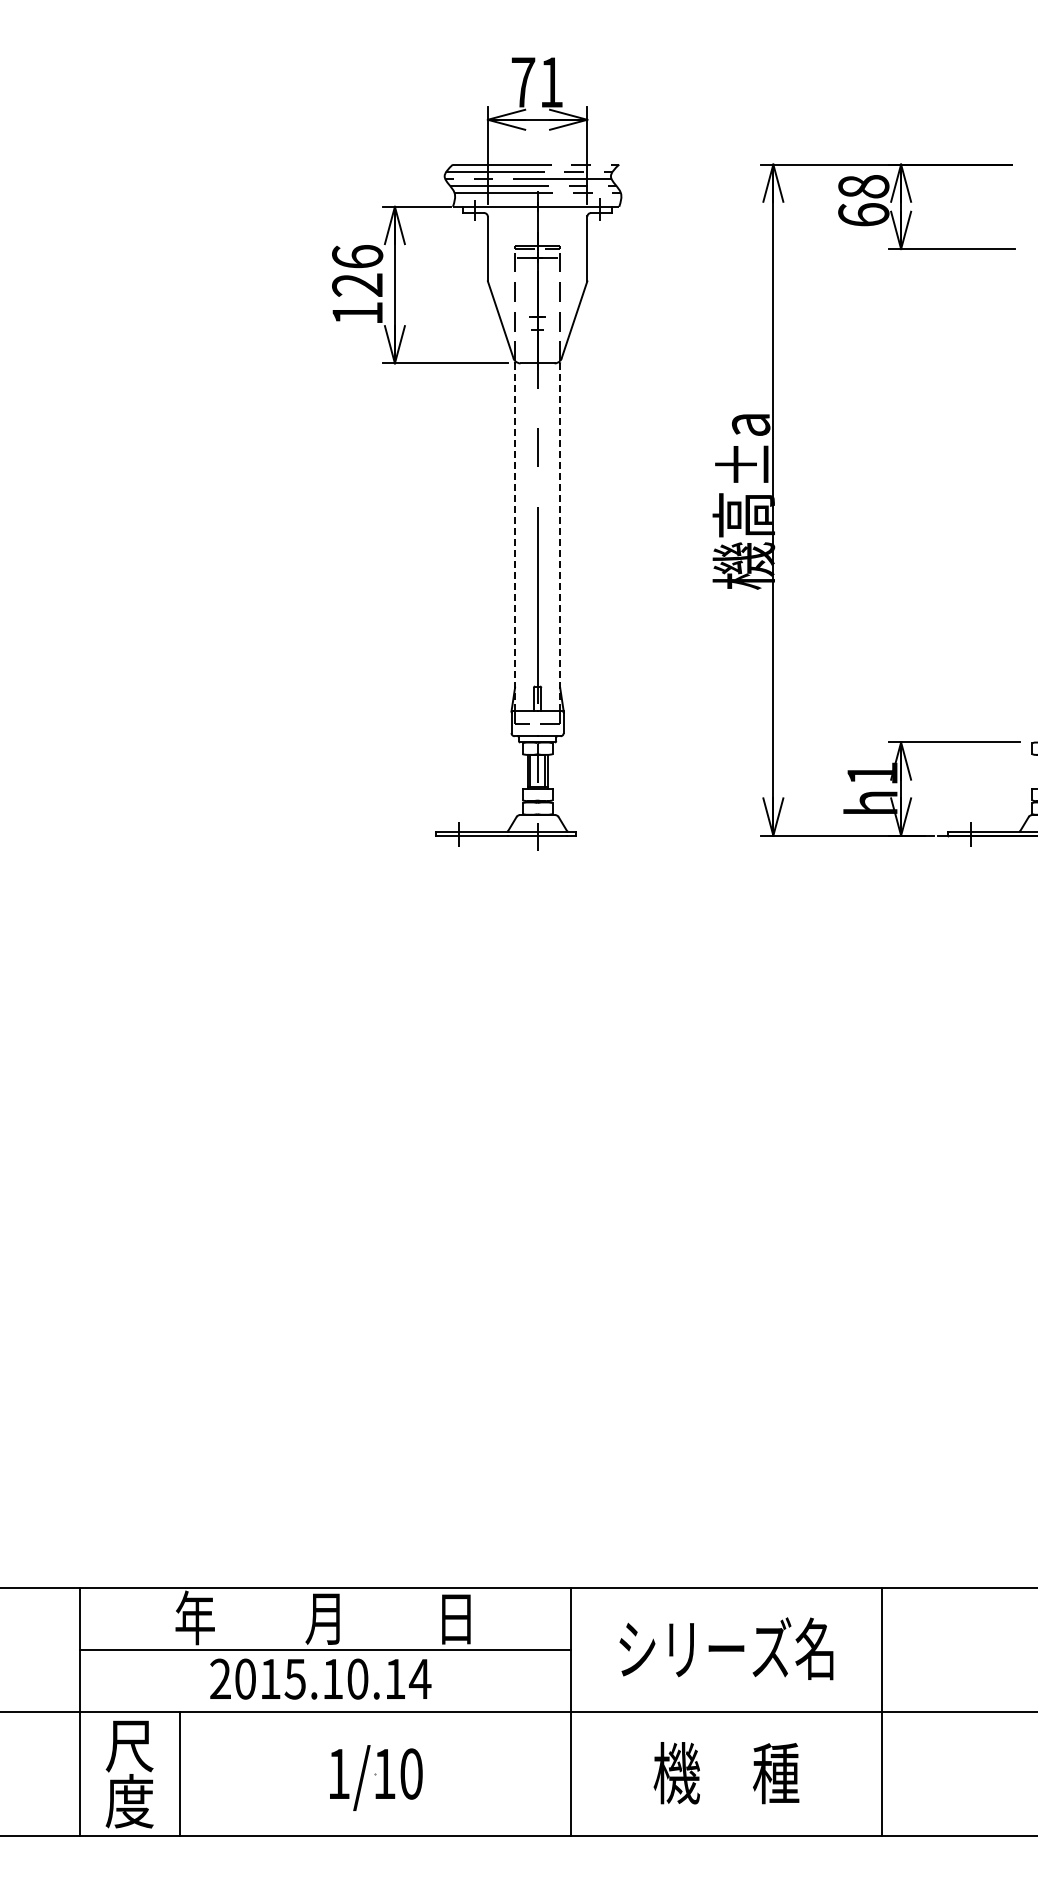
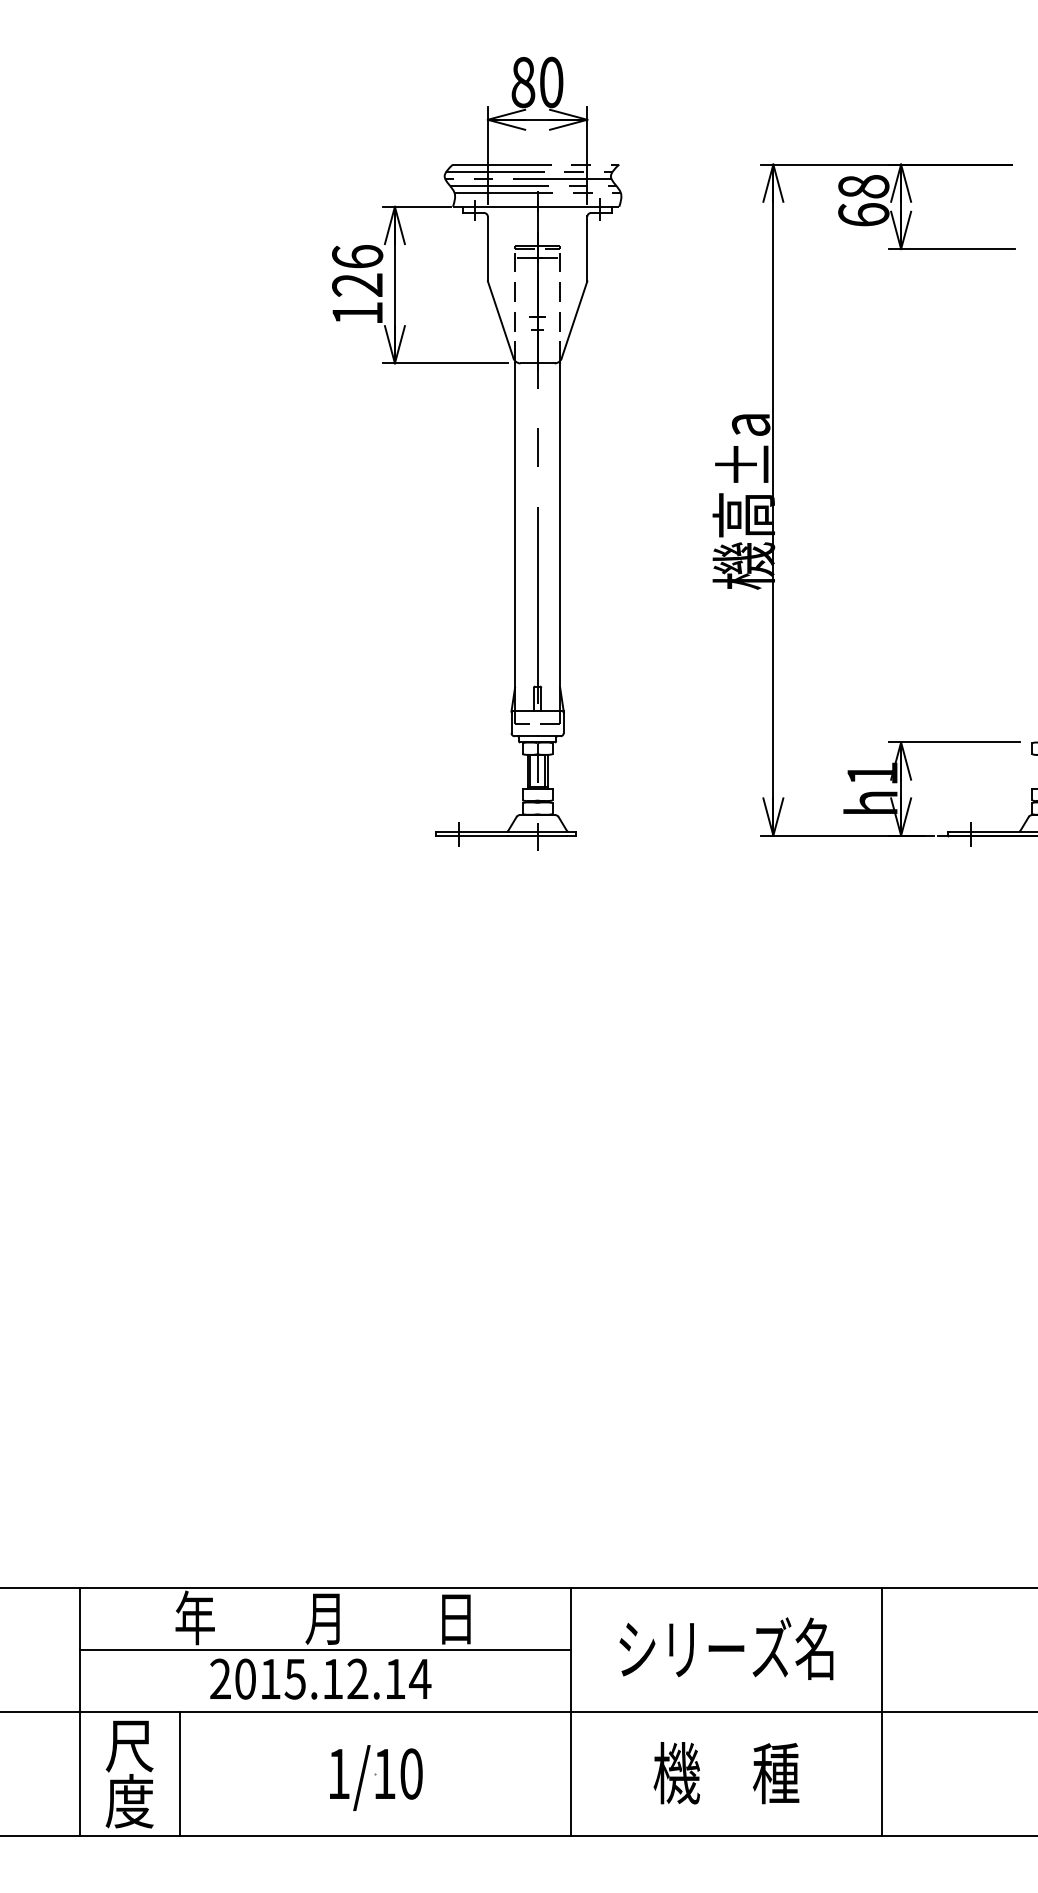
text: 71 -> 80 (537, 82)
line: dashed -> solid (515, 535)
line: dashed -> solid (559, 535)
text: 2015.10.14 -> 2015.12.14 (357, 1678)
